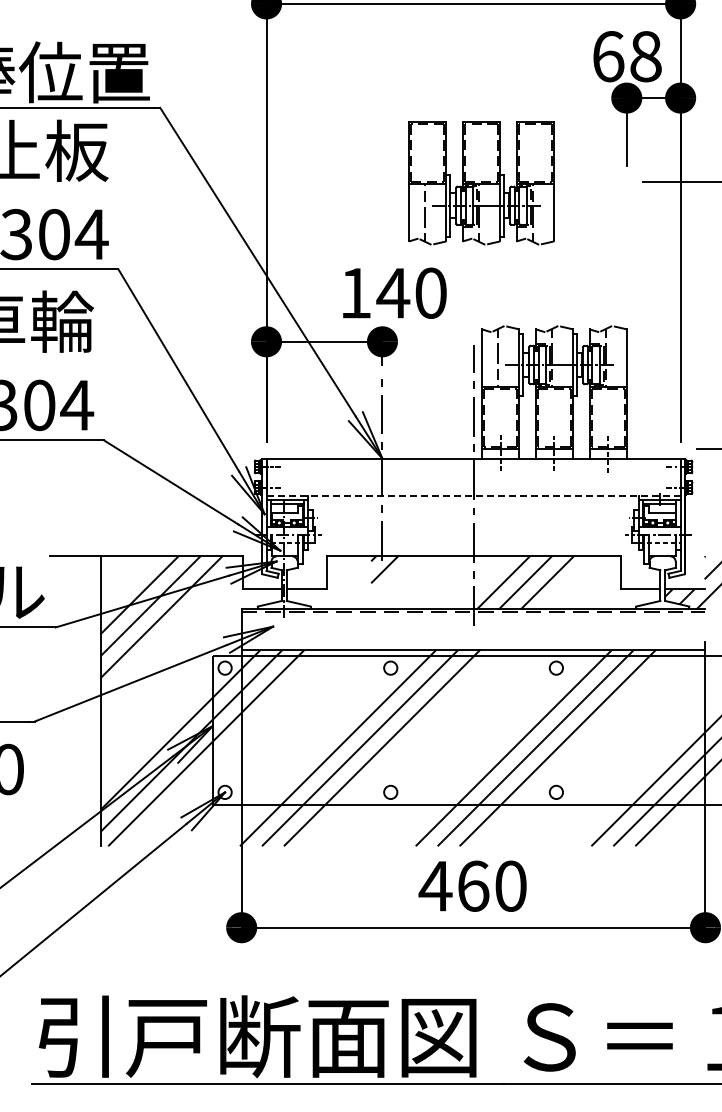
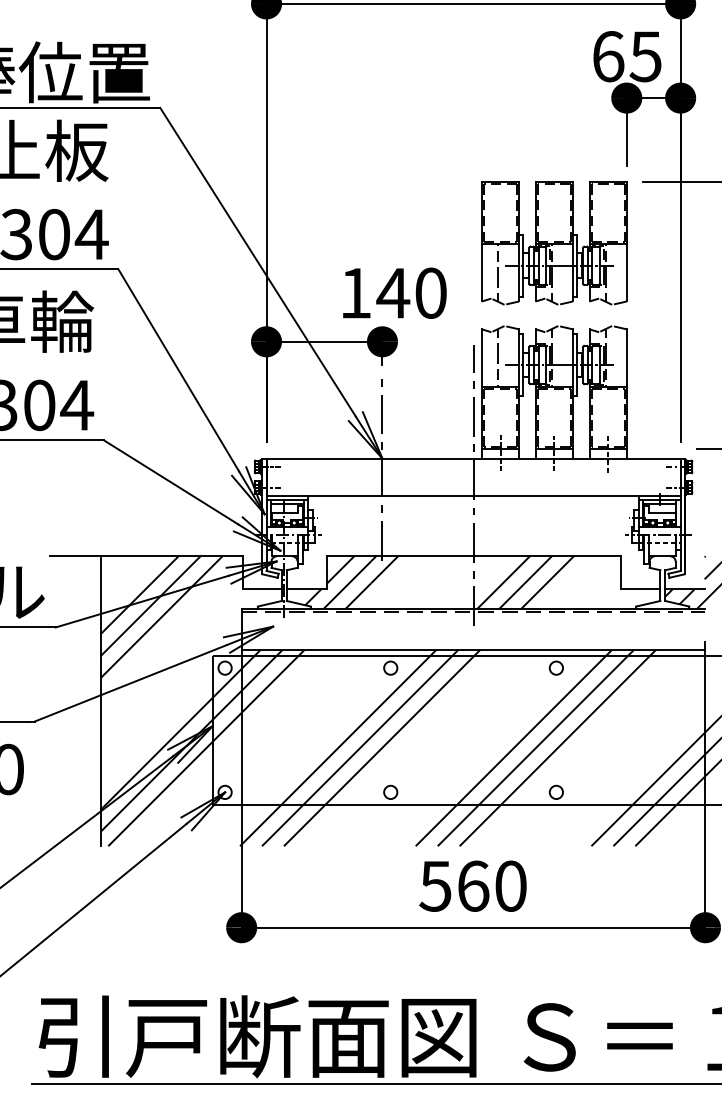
text: 68 -> 65 (645, 56)
part position: (481, 183) -> (554, 243) (554, 243)
line: dashed -> solid (474, 495)
hatch: none -> present (338, 582)
text: 460 -> 560 (435, 886)
